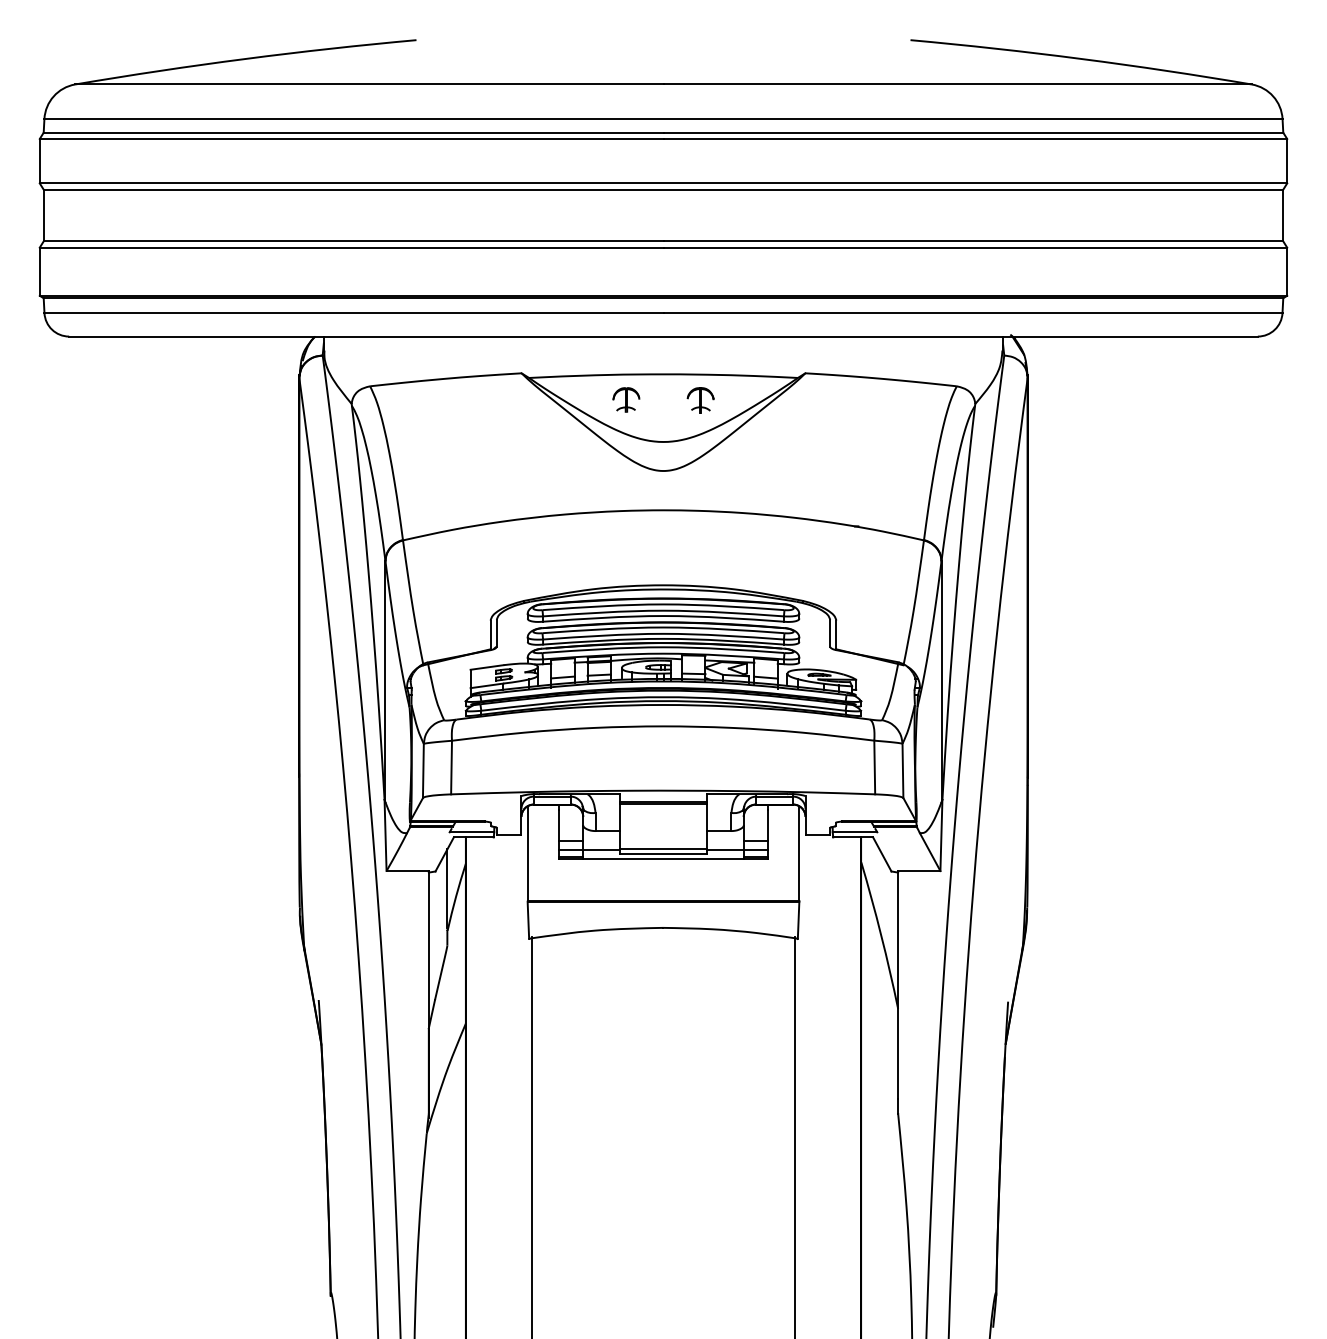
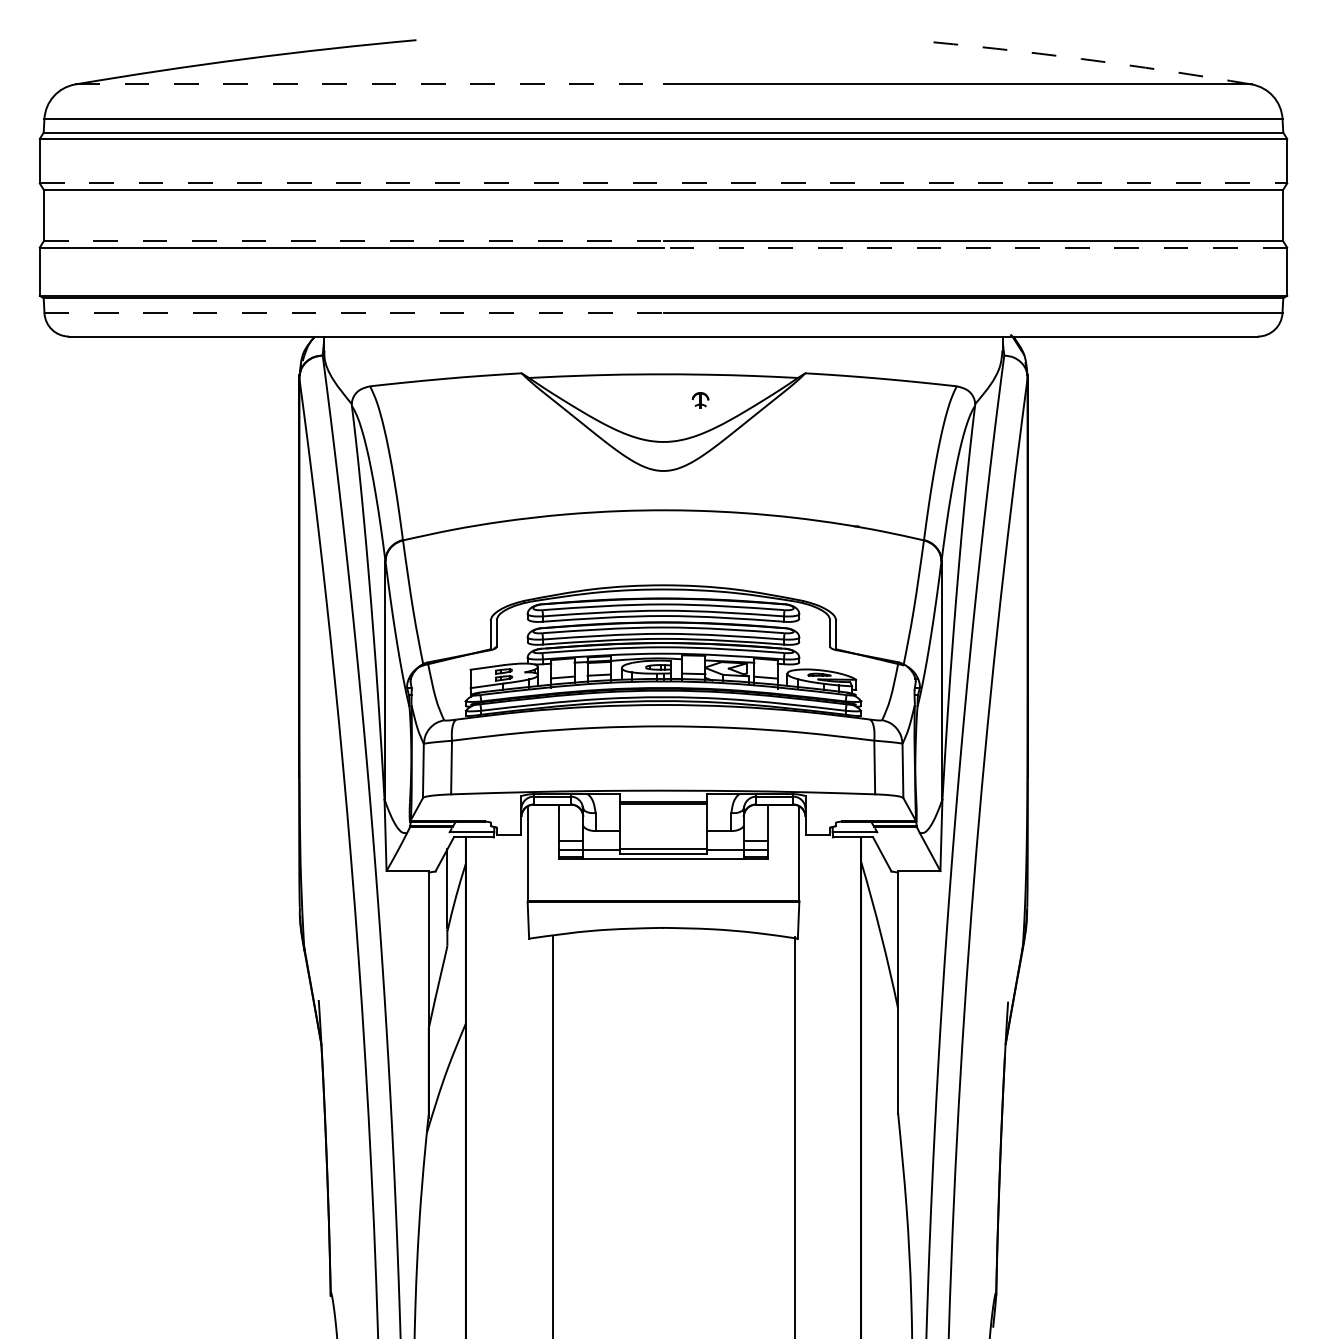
arc: solid -> dashed (1081, 58)
line: solid -> dashed (369, 84)
line: solid -> dashed (663, 183)
line: solid -> dashed (353, 241)
line: solid -> dashed (975, 247)
line: solid -> dashed (353, 313)
part: present -> none (626, 399)
part size: 29x27 px -> 19x17 px (700, 400)
line position: (531, 1135) -> (552, 1135) (552, 1135)
